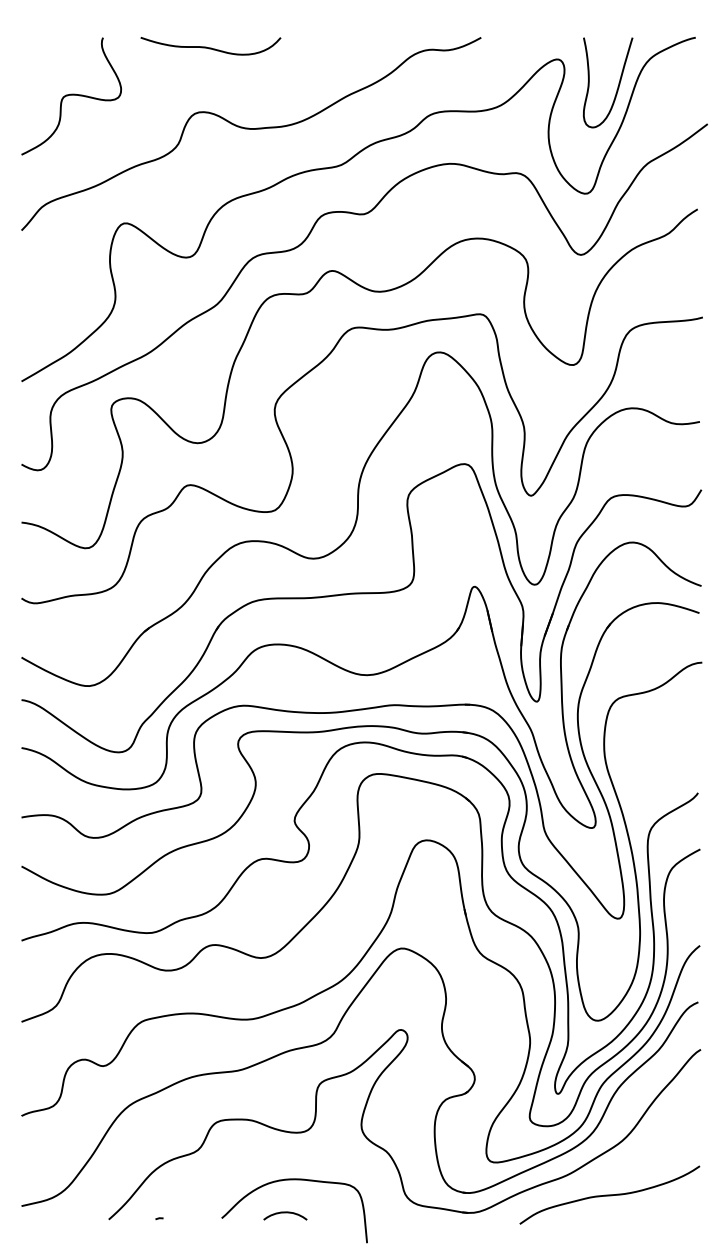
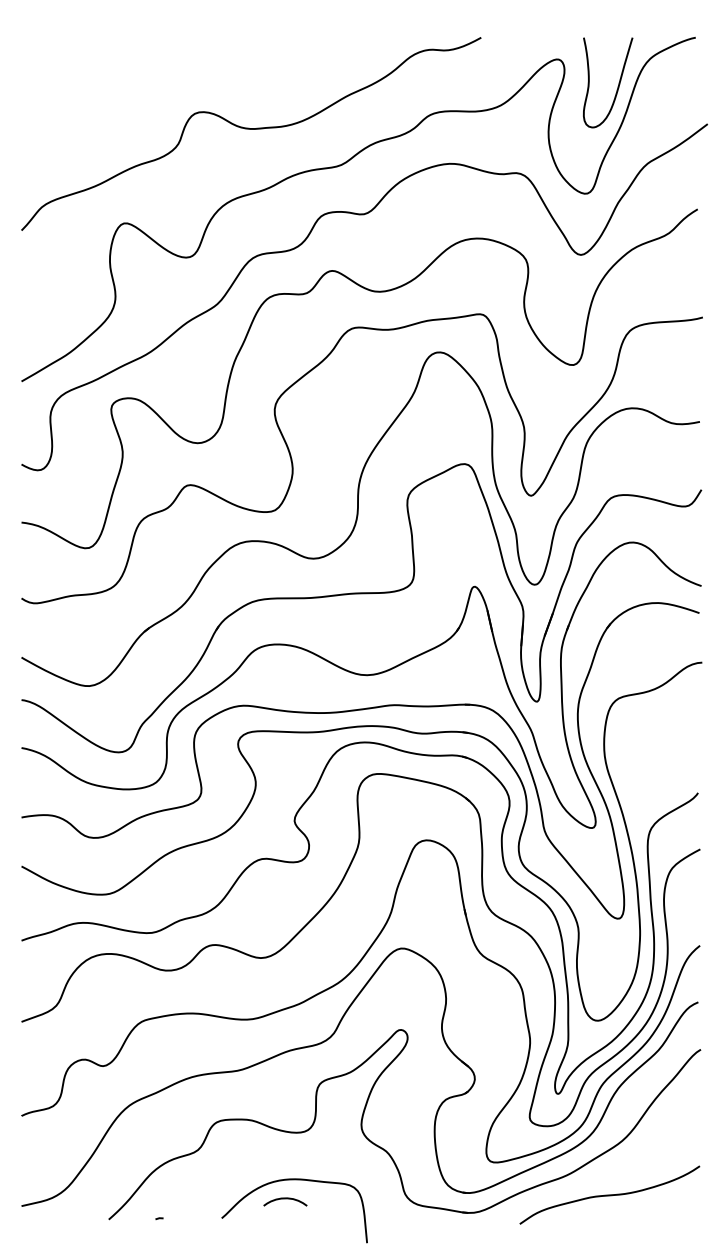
curve: present -> none (210, 47)
curve: present -> none (71, 95)
curve position: (285, 1213) -> (285, 1199) (285, 1199)
